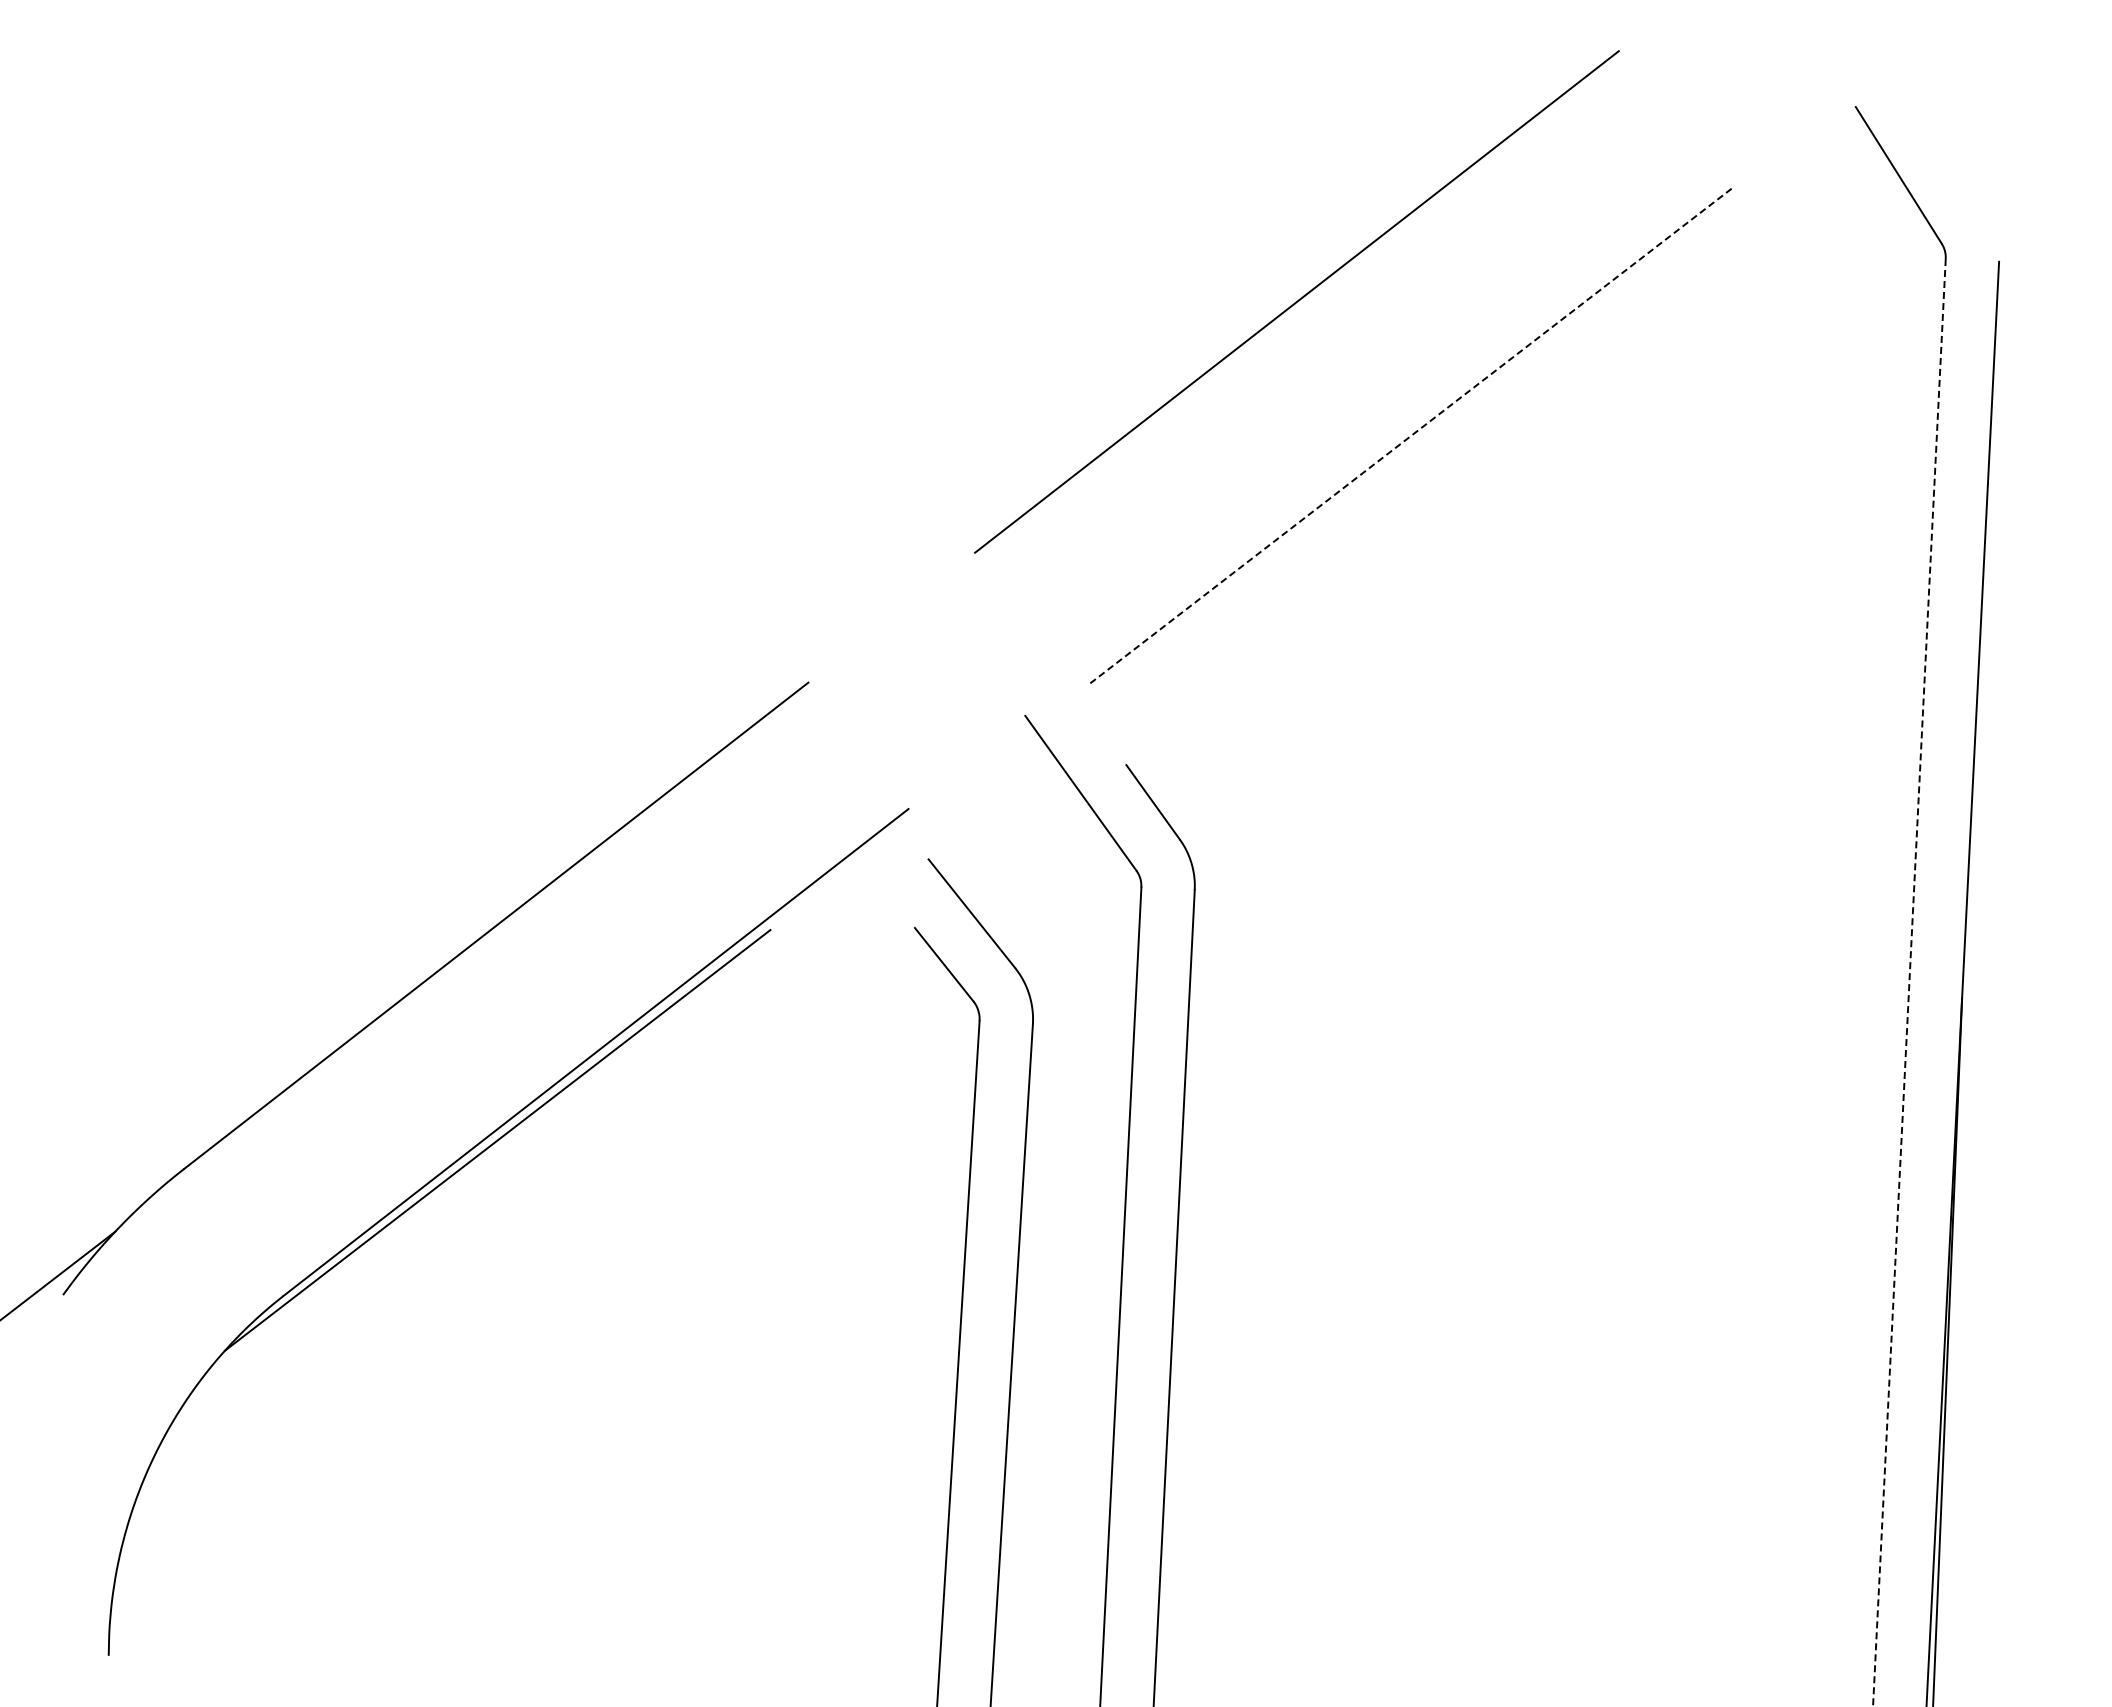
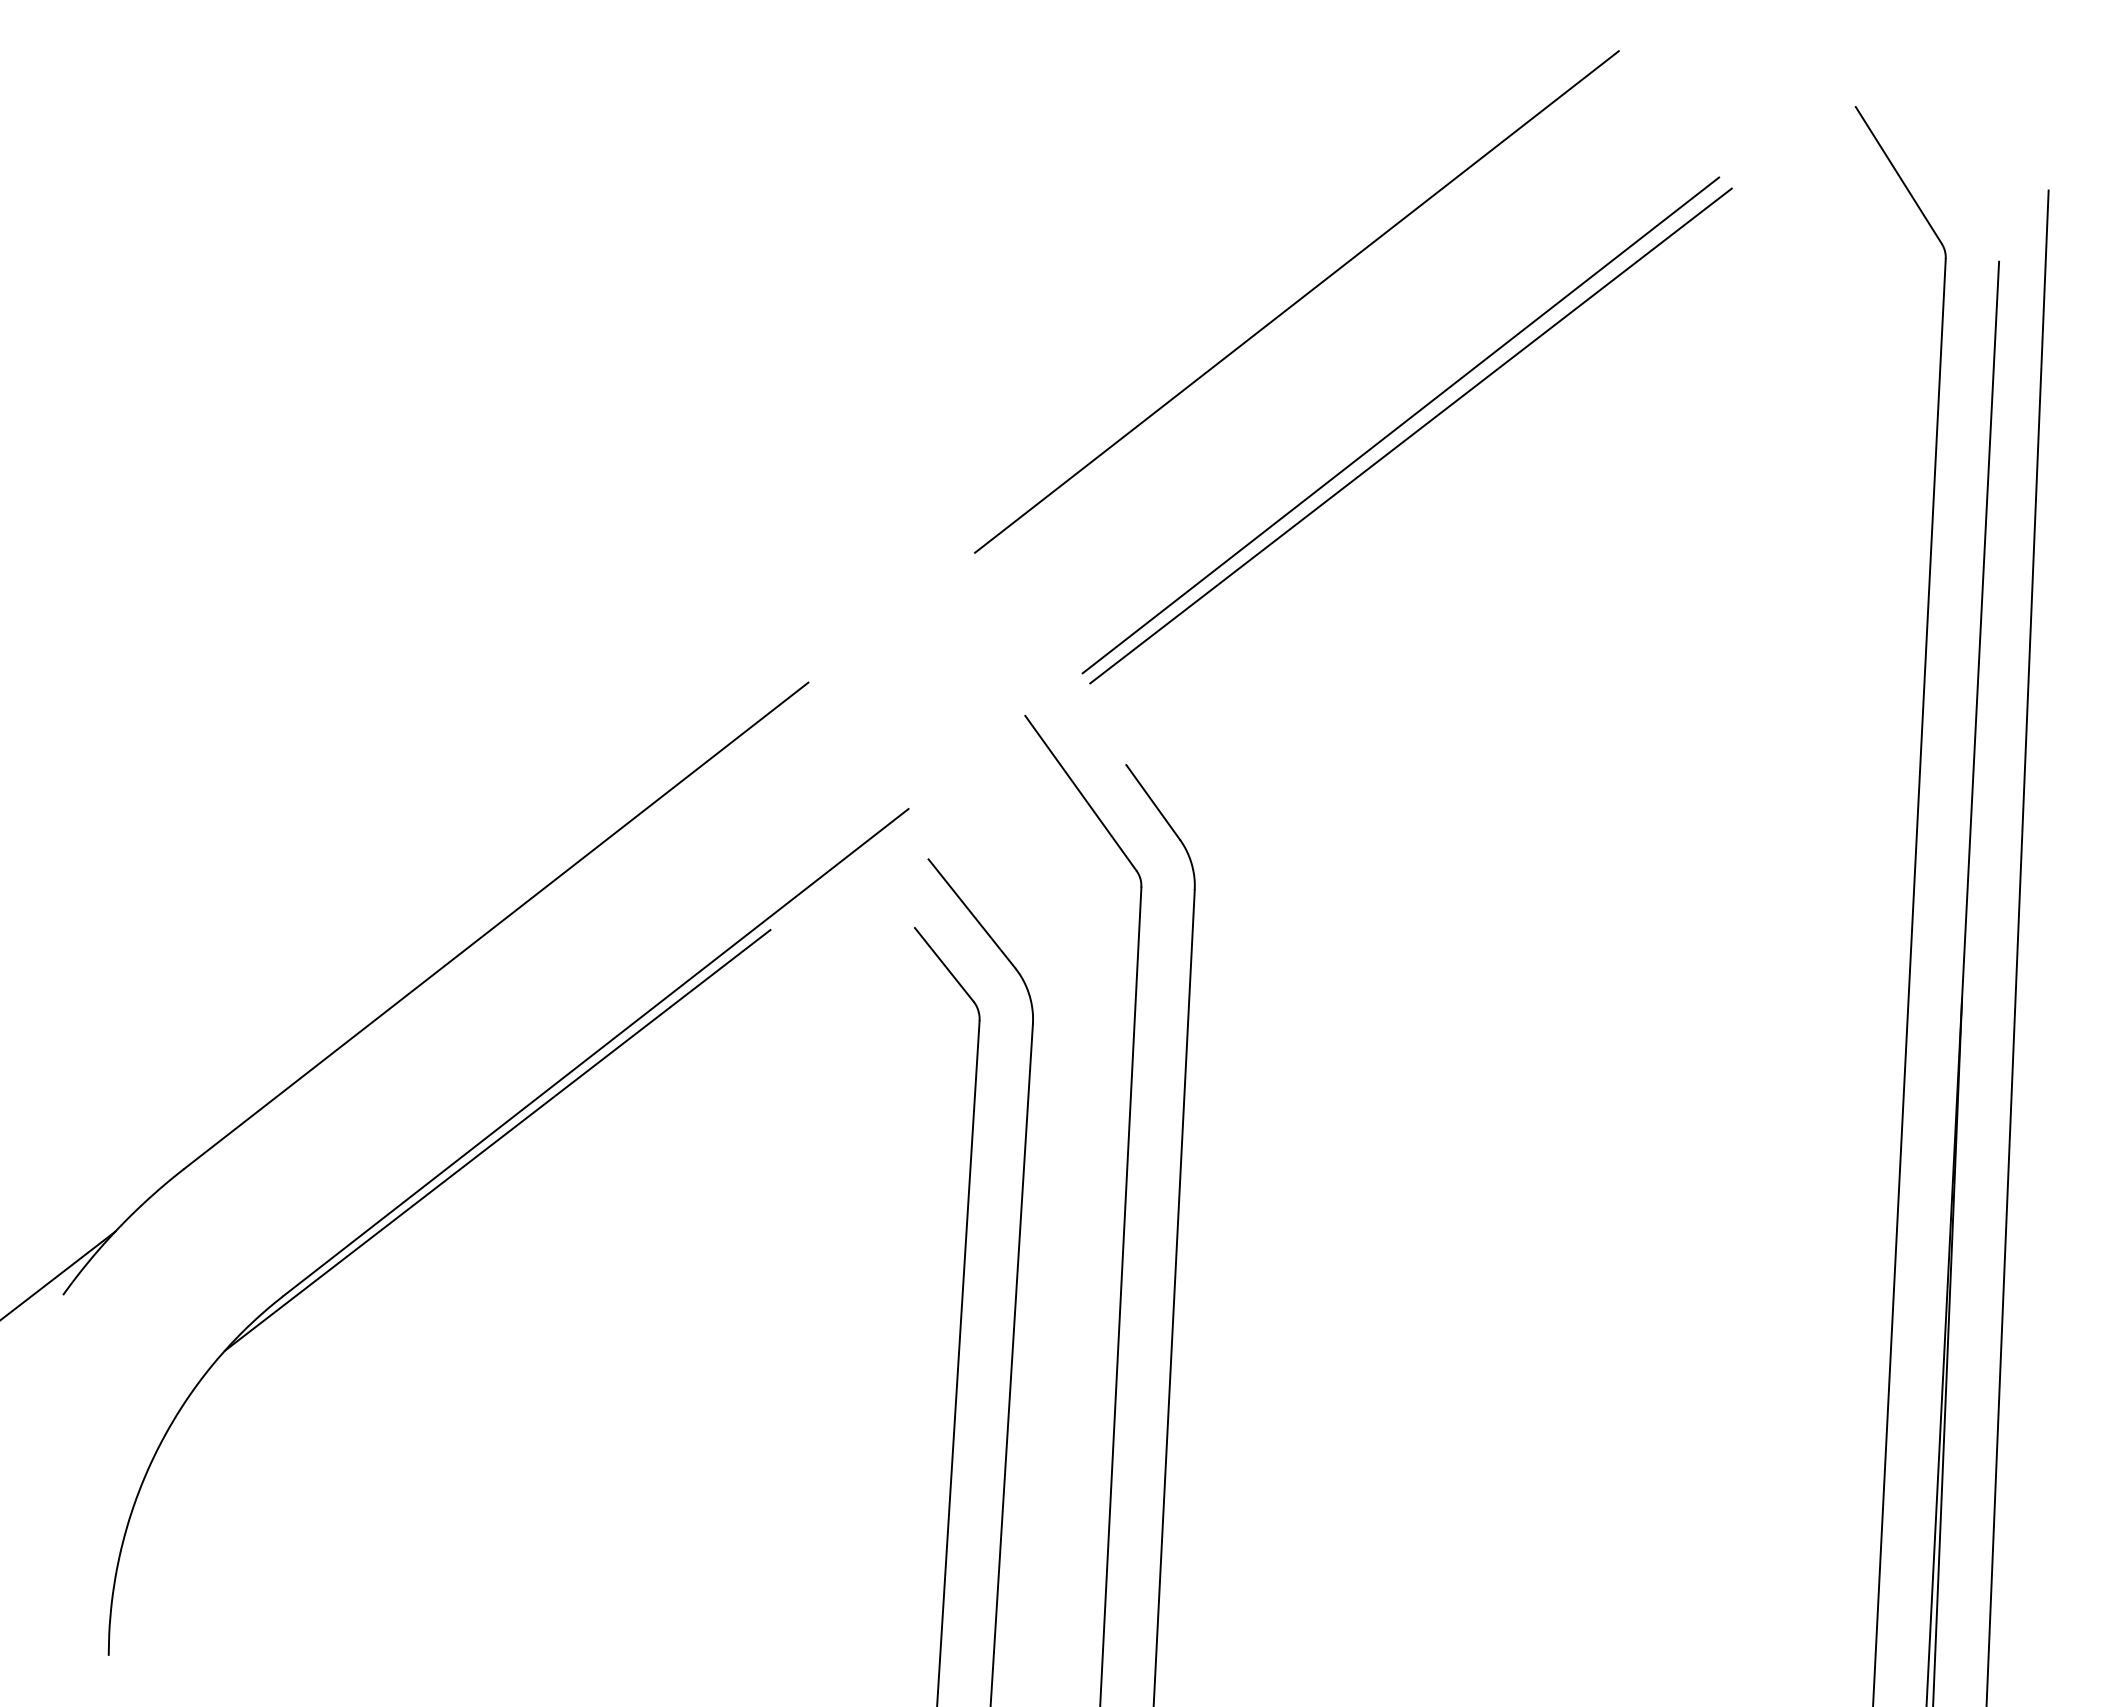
line: none -> present (1400, 425)
line: dashed -> solid (1411, 435)
line: none -> present (2017, 946)
line: dashed -> solid (1909, 983)
